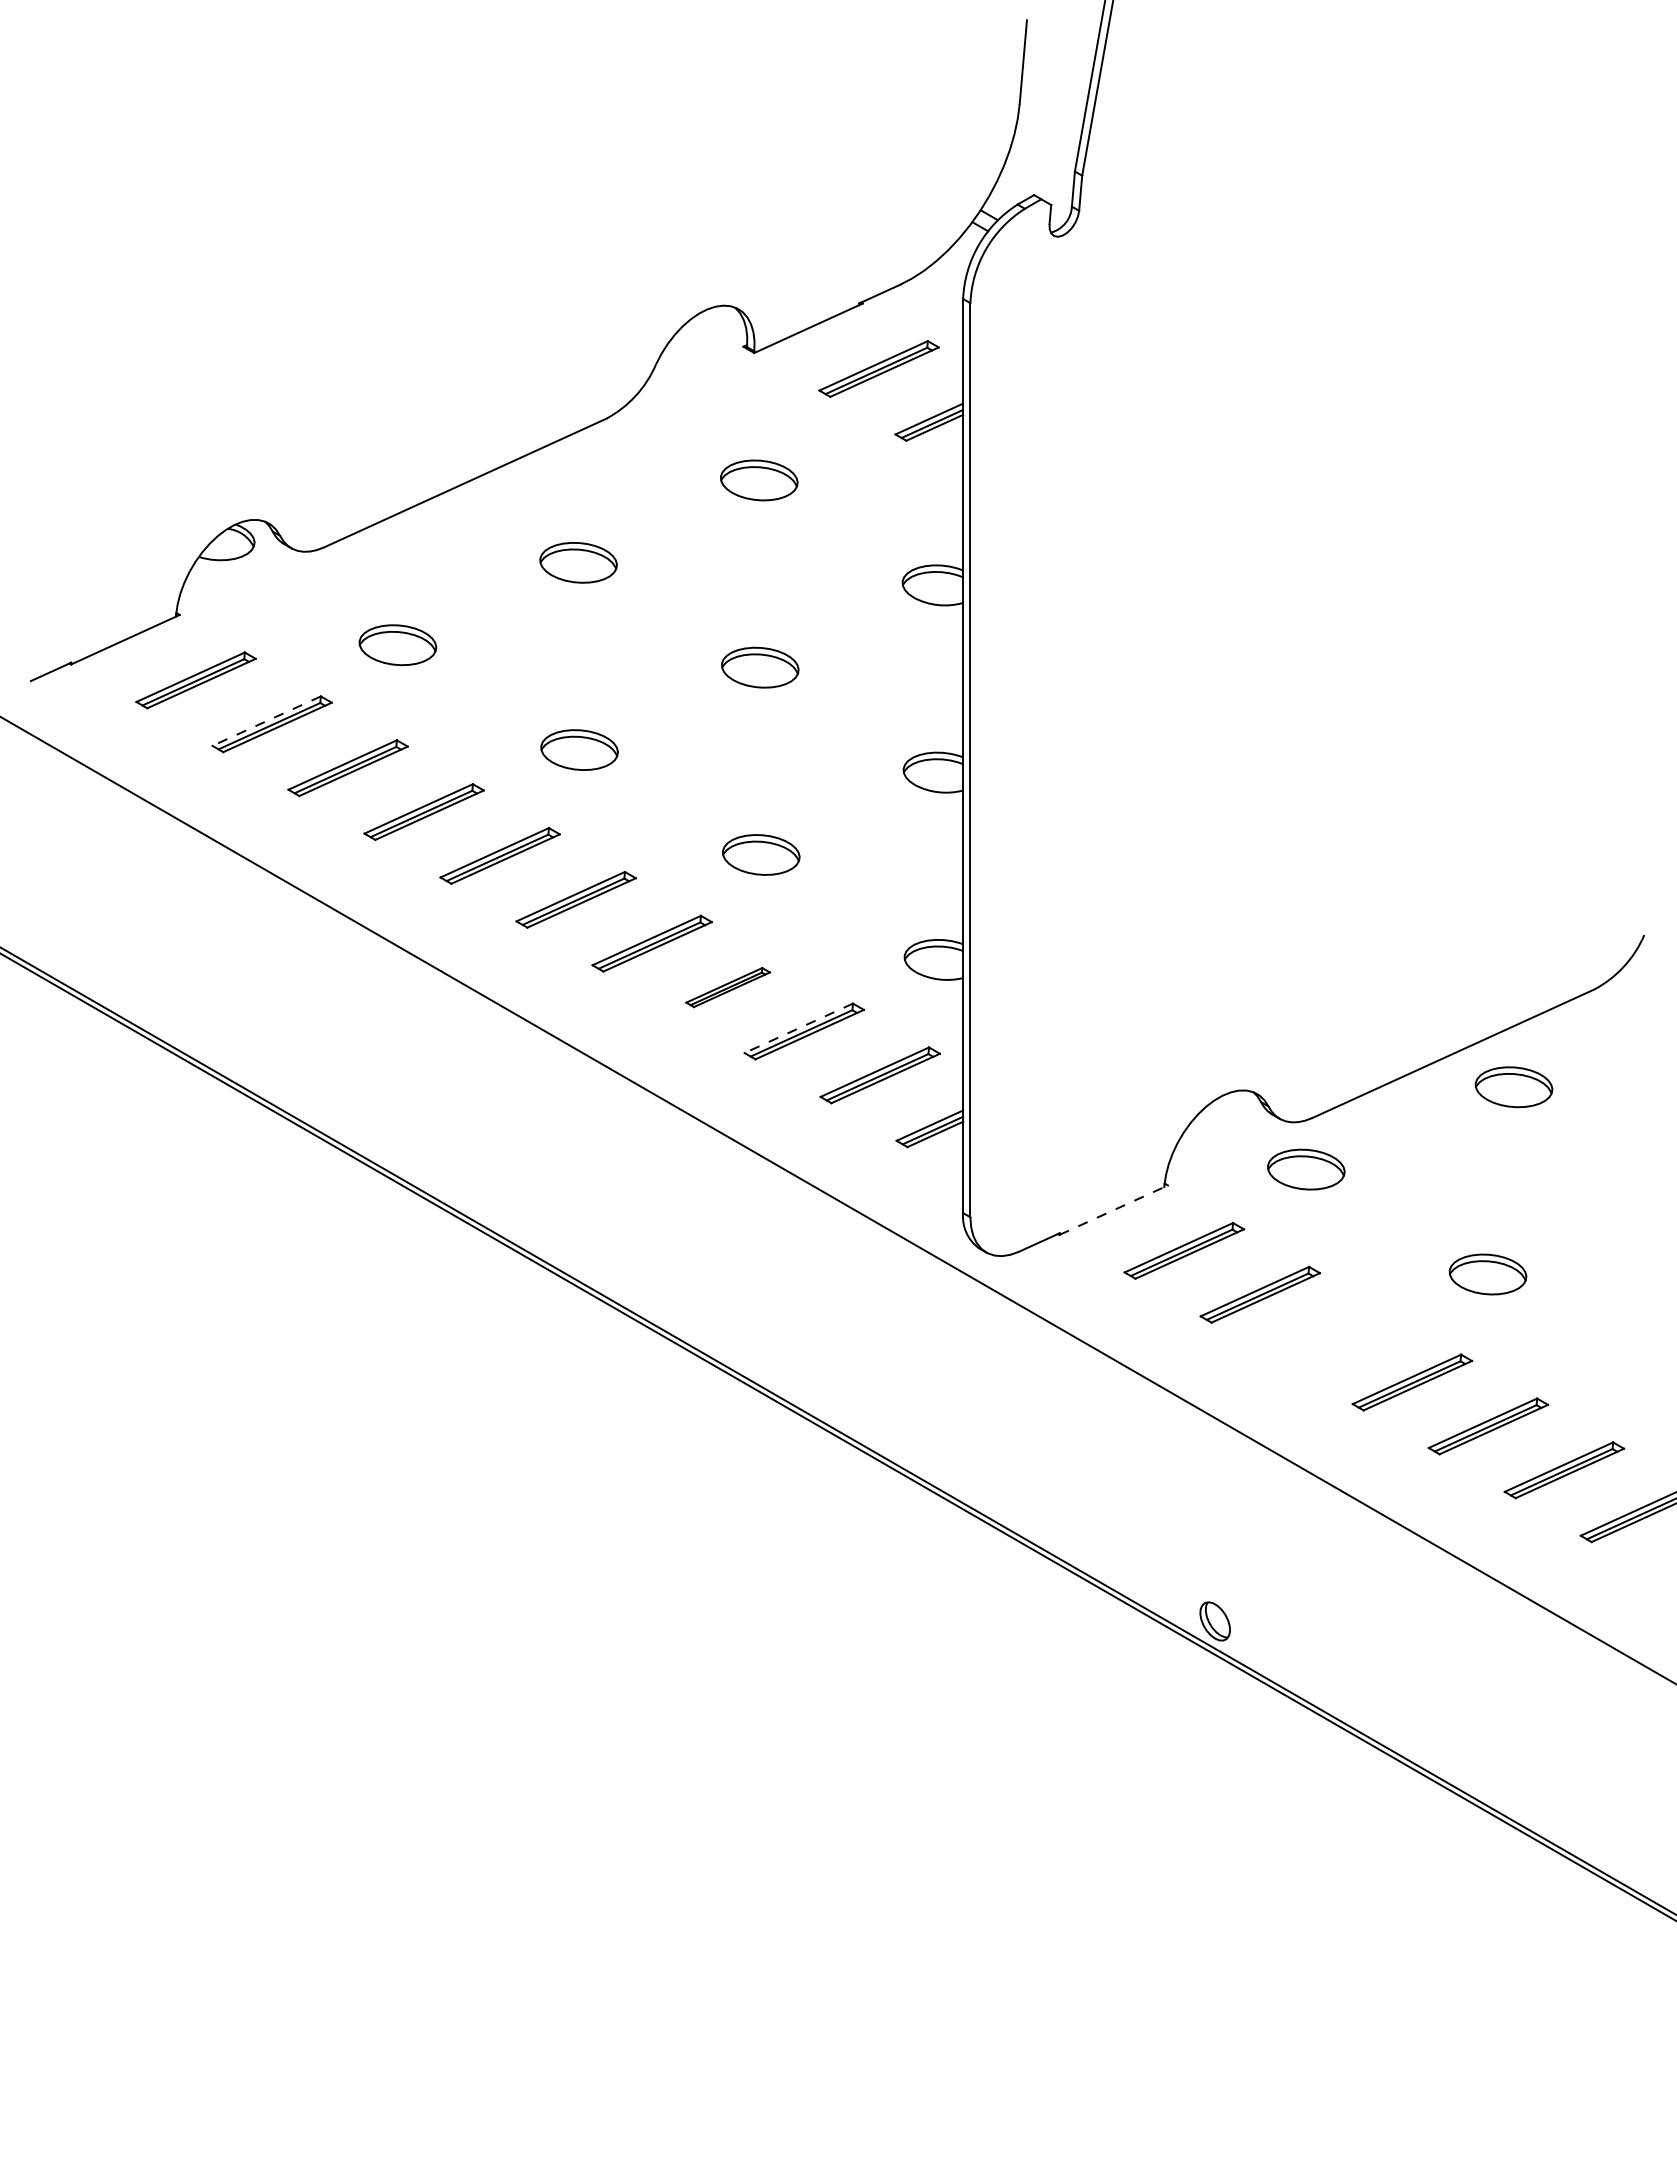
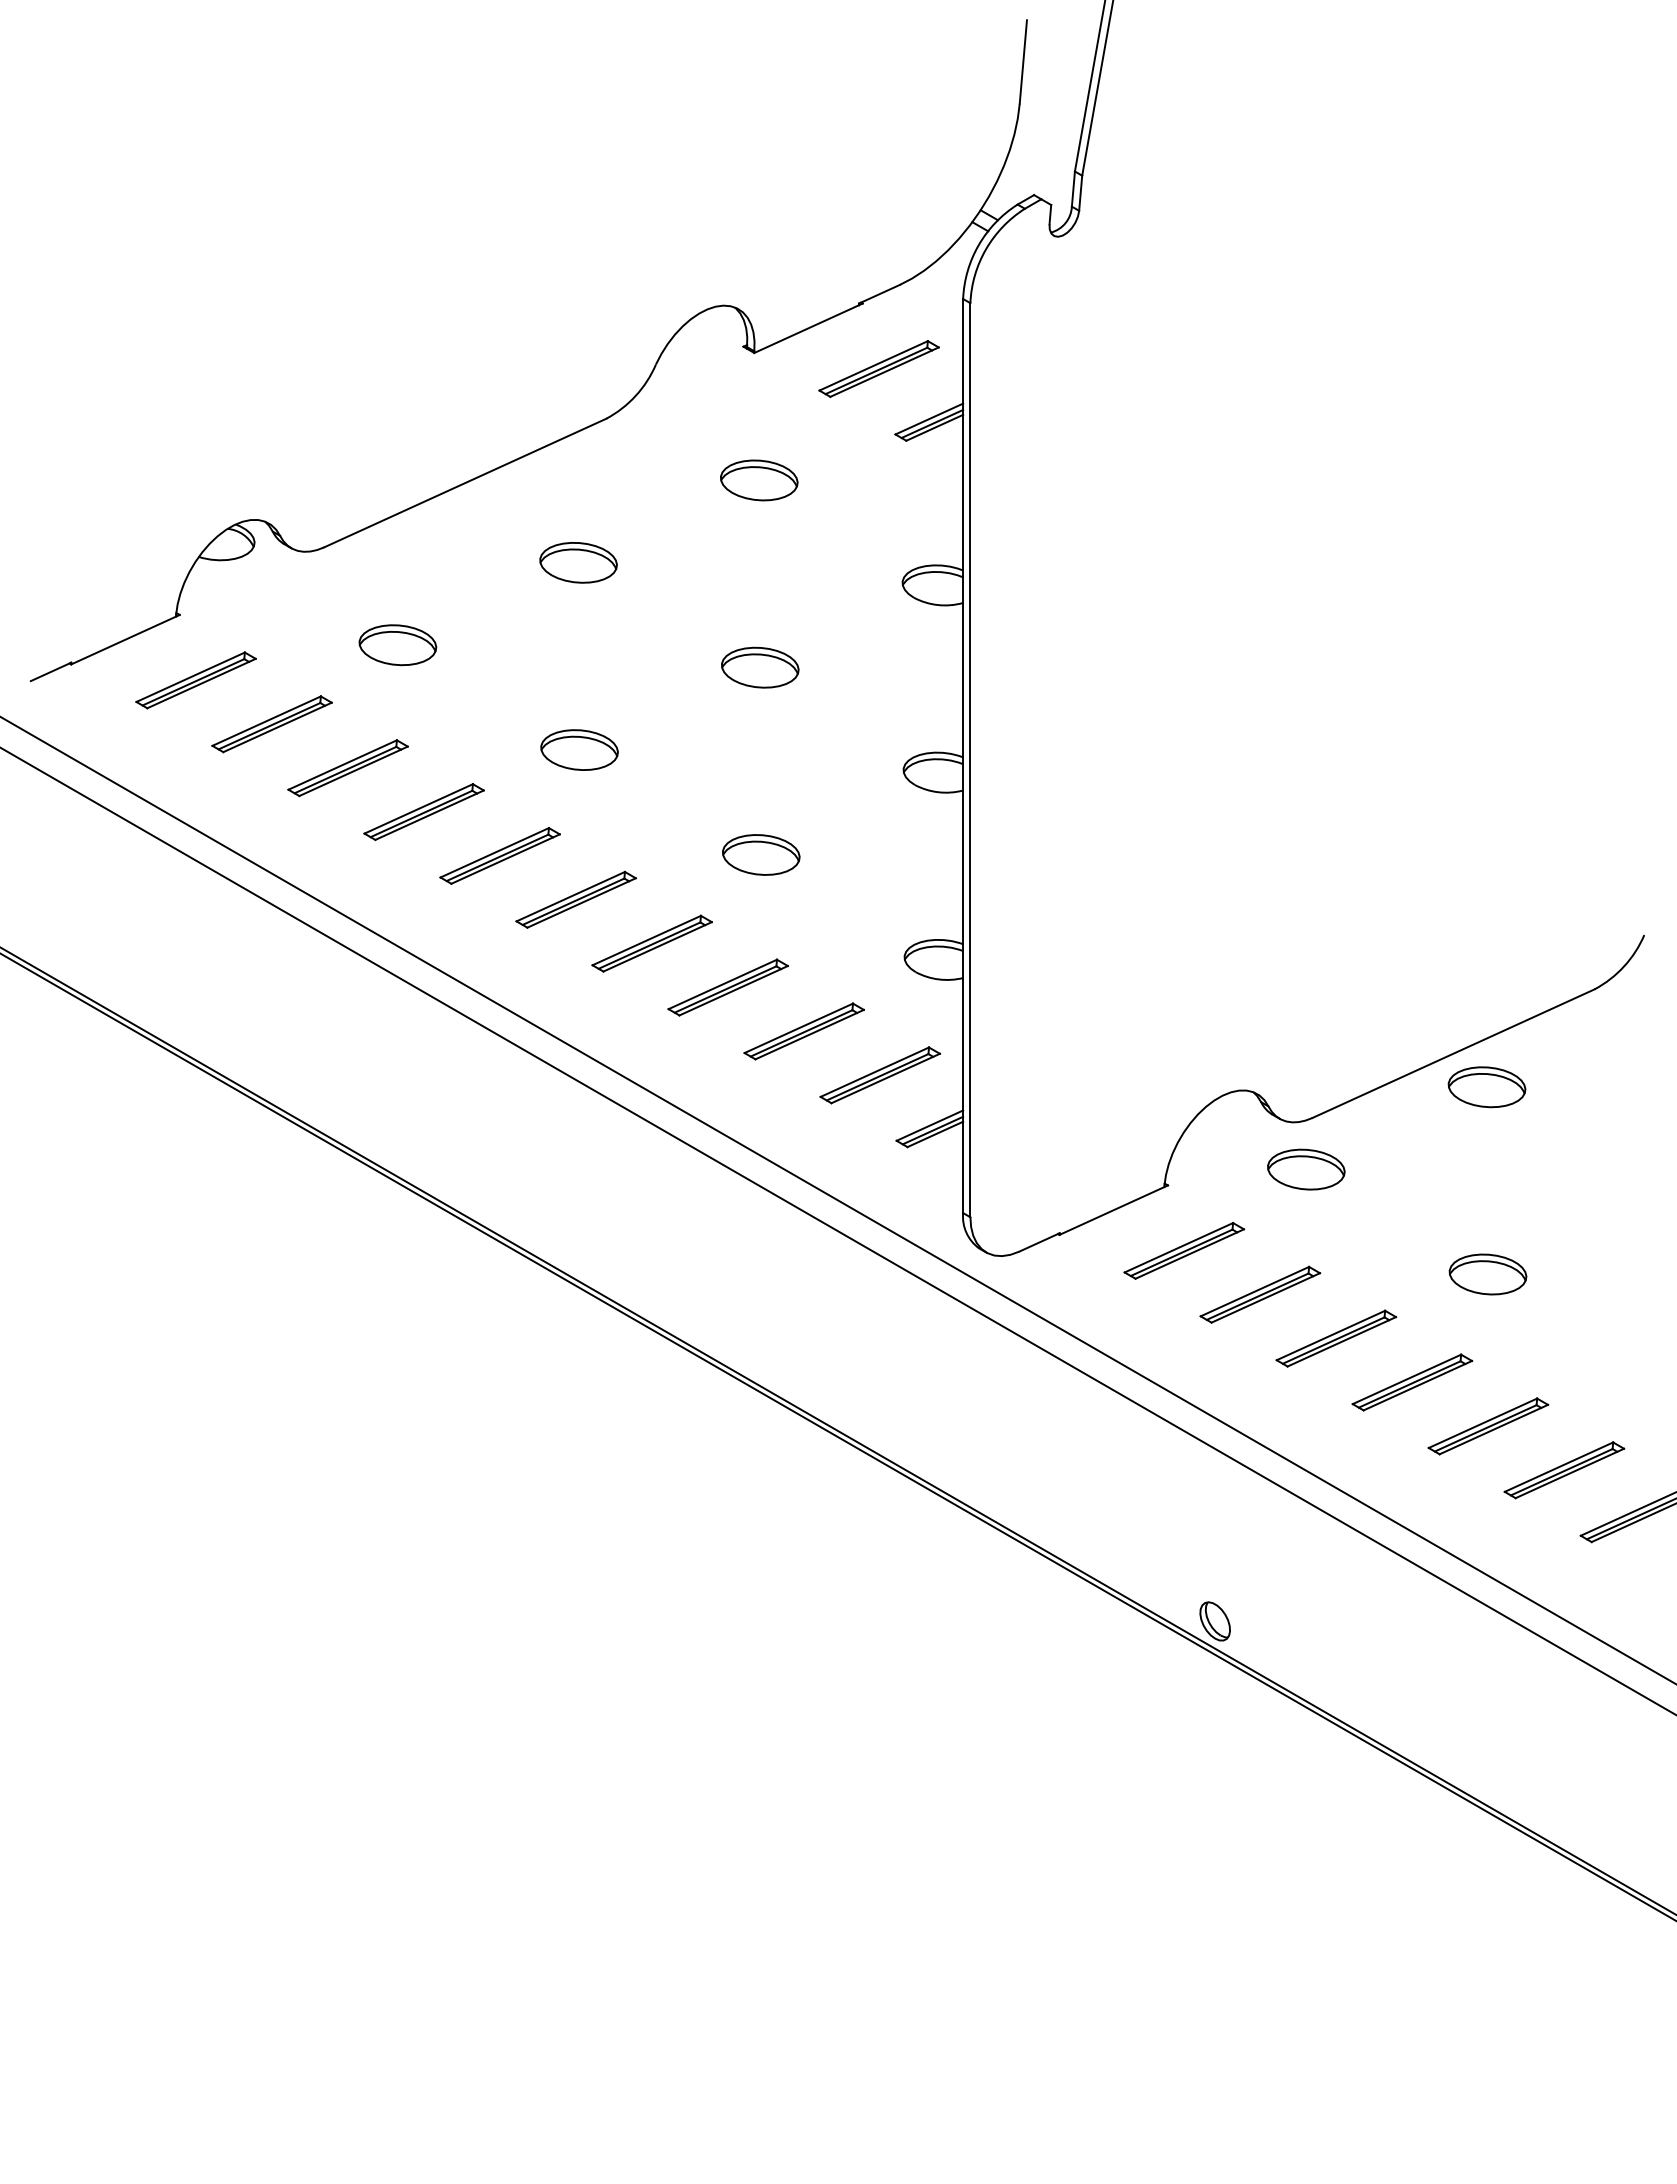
line: dashed -> solid (266, 721)
part size: 87x42 px -> 122x59 px (727, 987)
line: dashed -> solid (798, 1028)
part position: (1513, 1087) -> (1486, 1087) (1486, 1087)
line: dashed -> solid (1113, 1210)
line: none -> present (837, 1230)
part: none -> present (1336, 1338)
